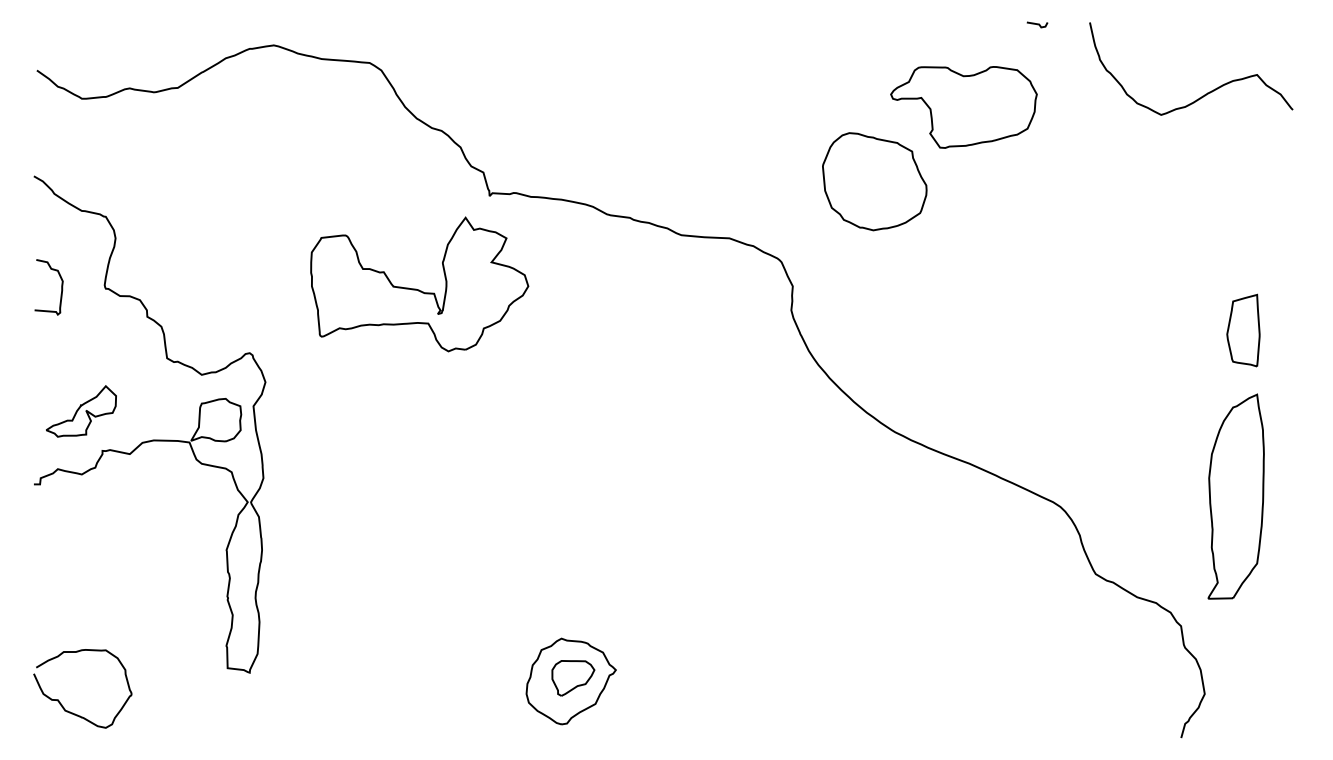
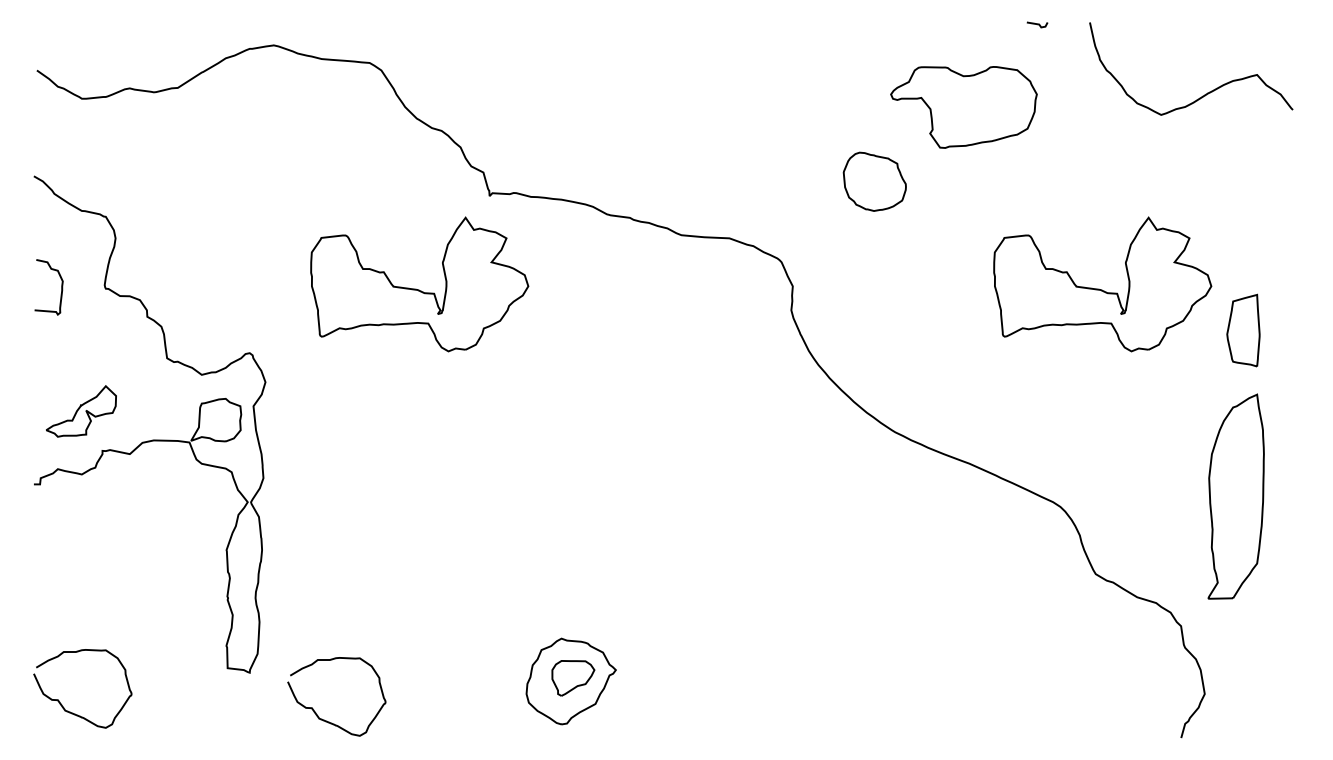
part size: 106x100 px -> 65x61 px (874, 181)
part: none -> present (1102, 284)
curve: none -> present (316, 712)
